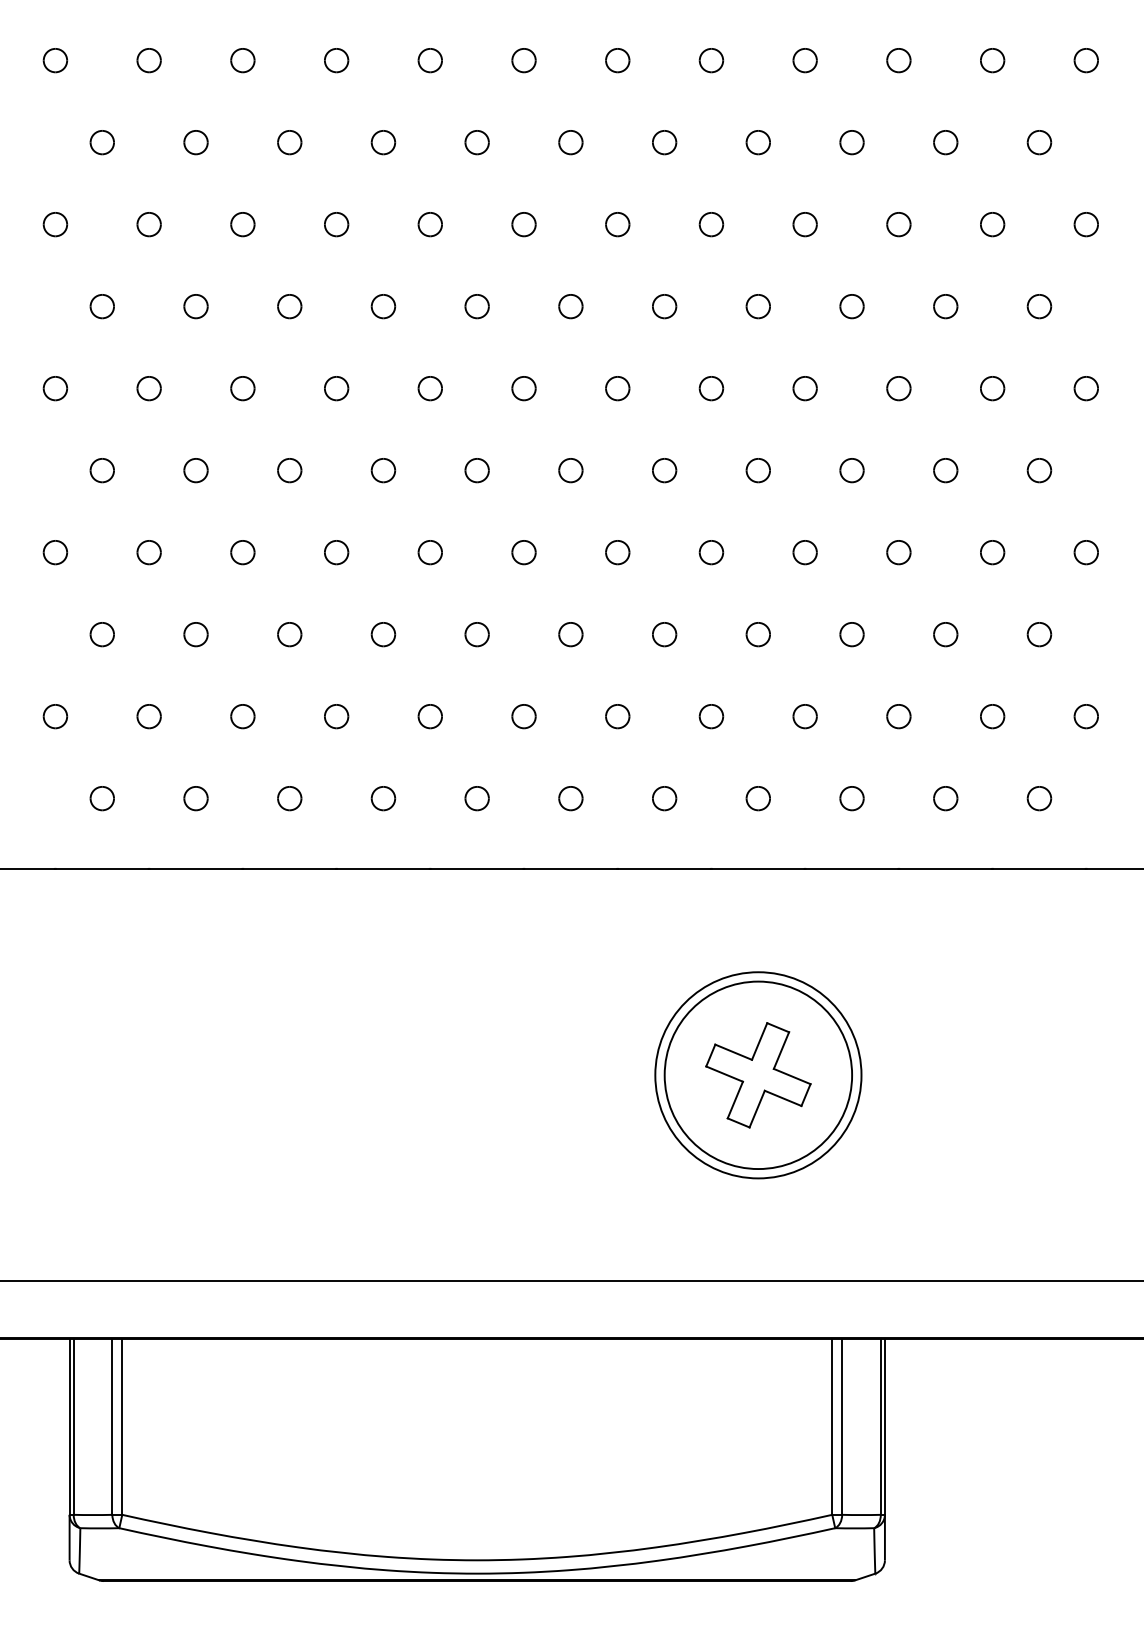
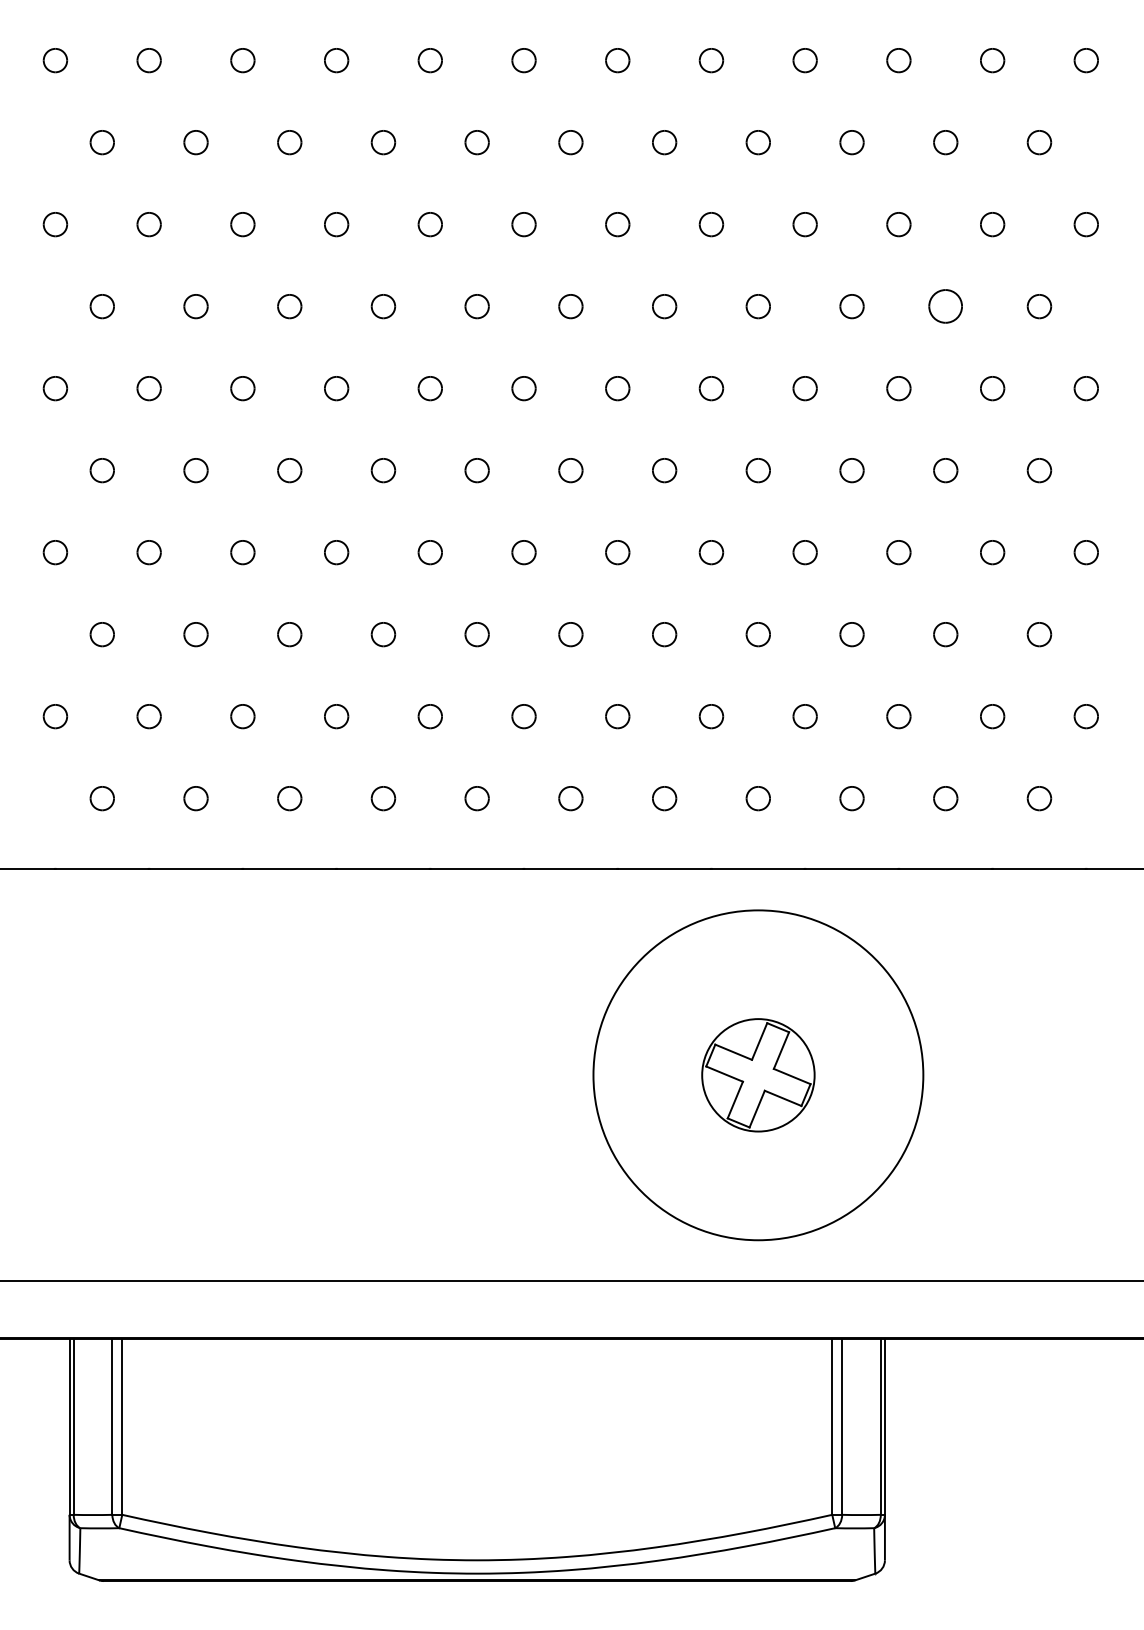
part size: 26x26 px -> 35x35 px (945, 306)
circle diameter: 187 px -> 112 px (758, 1075)
circle diameter: 206 px -> 330 px (758, 1075)
